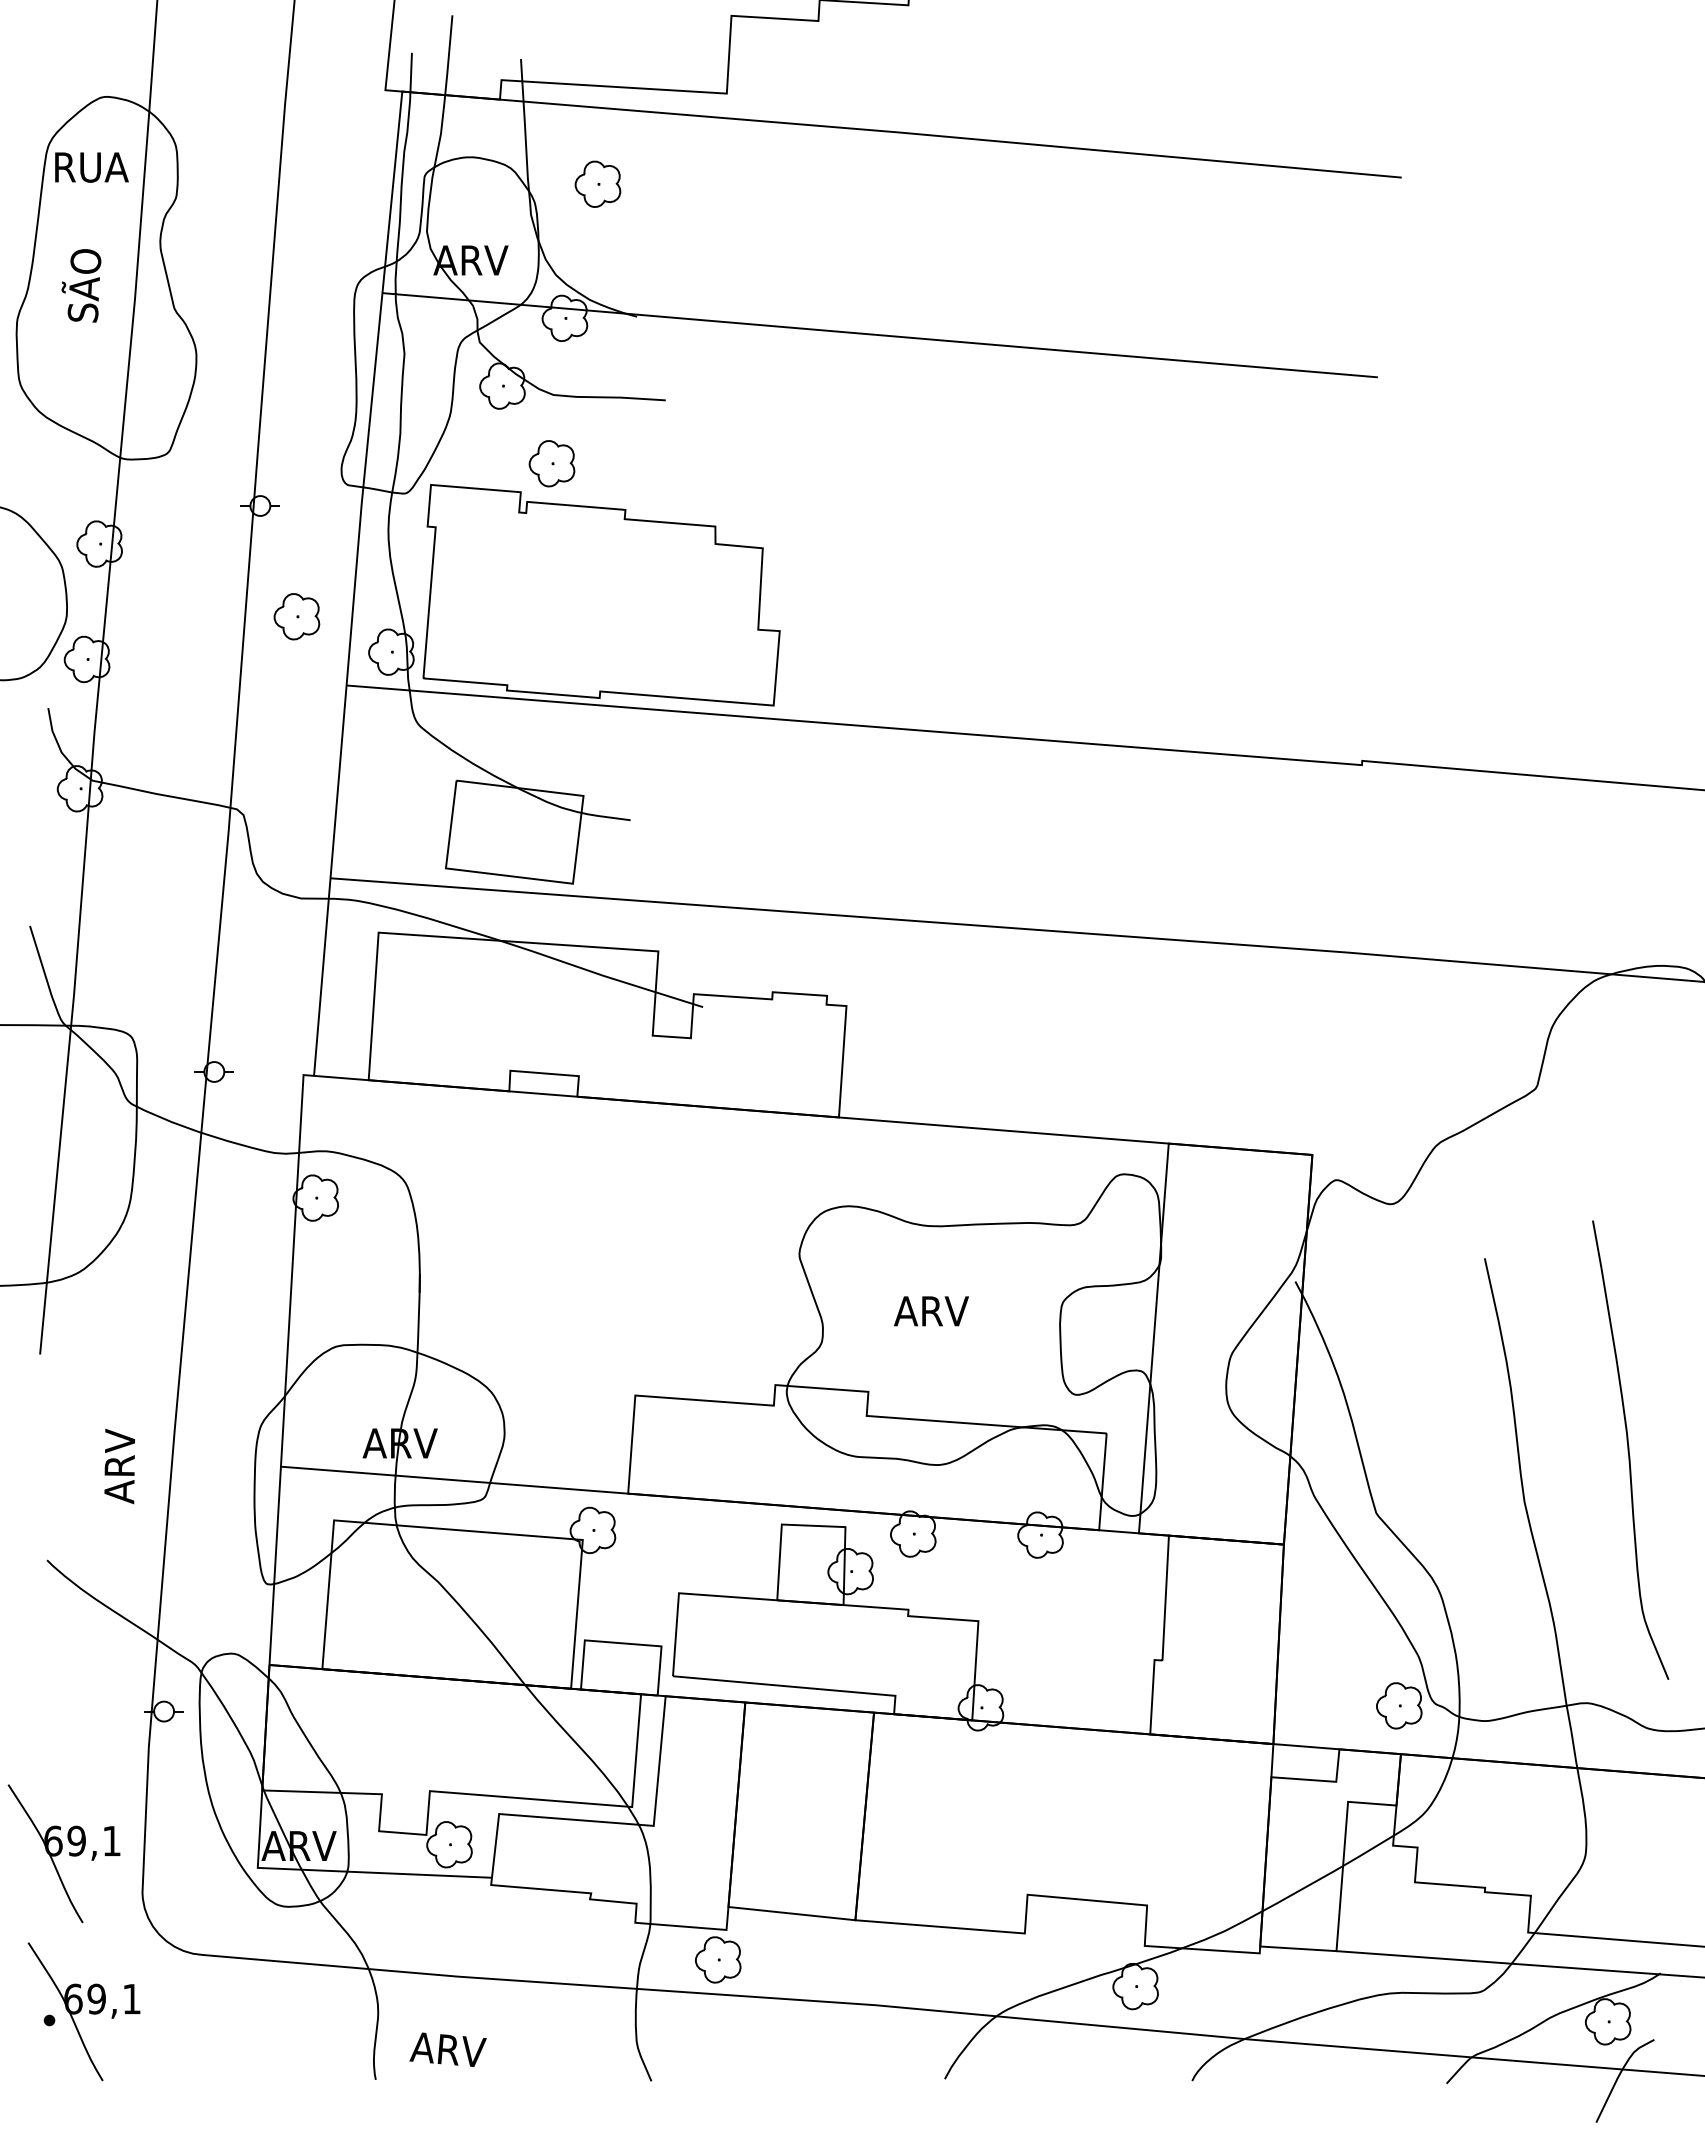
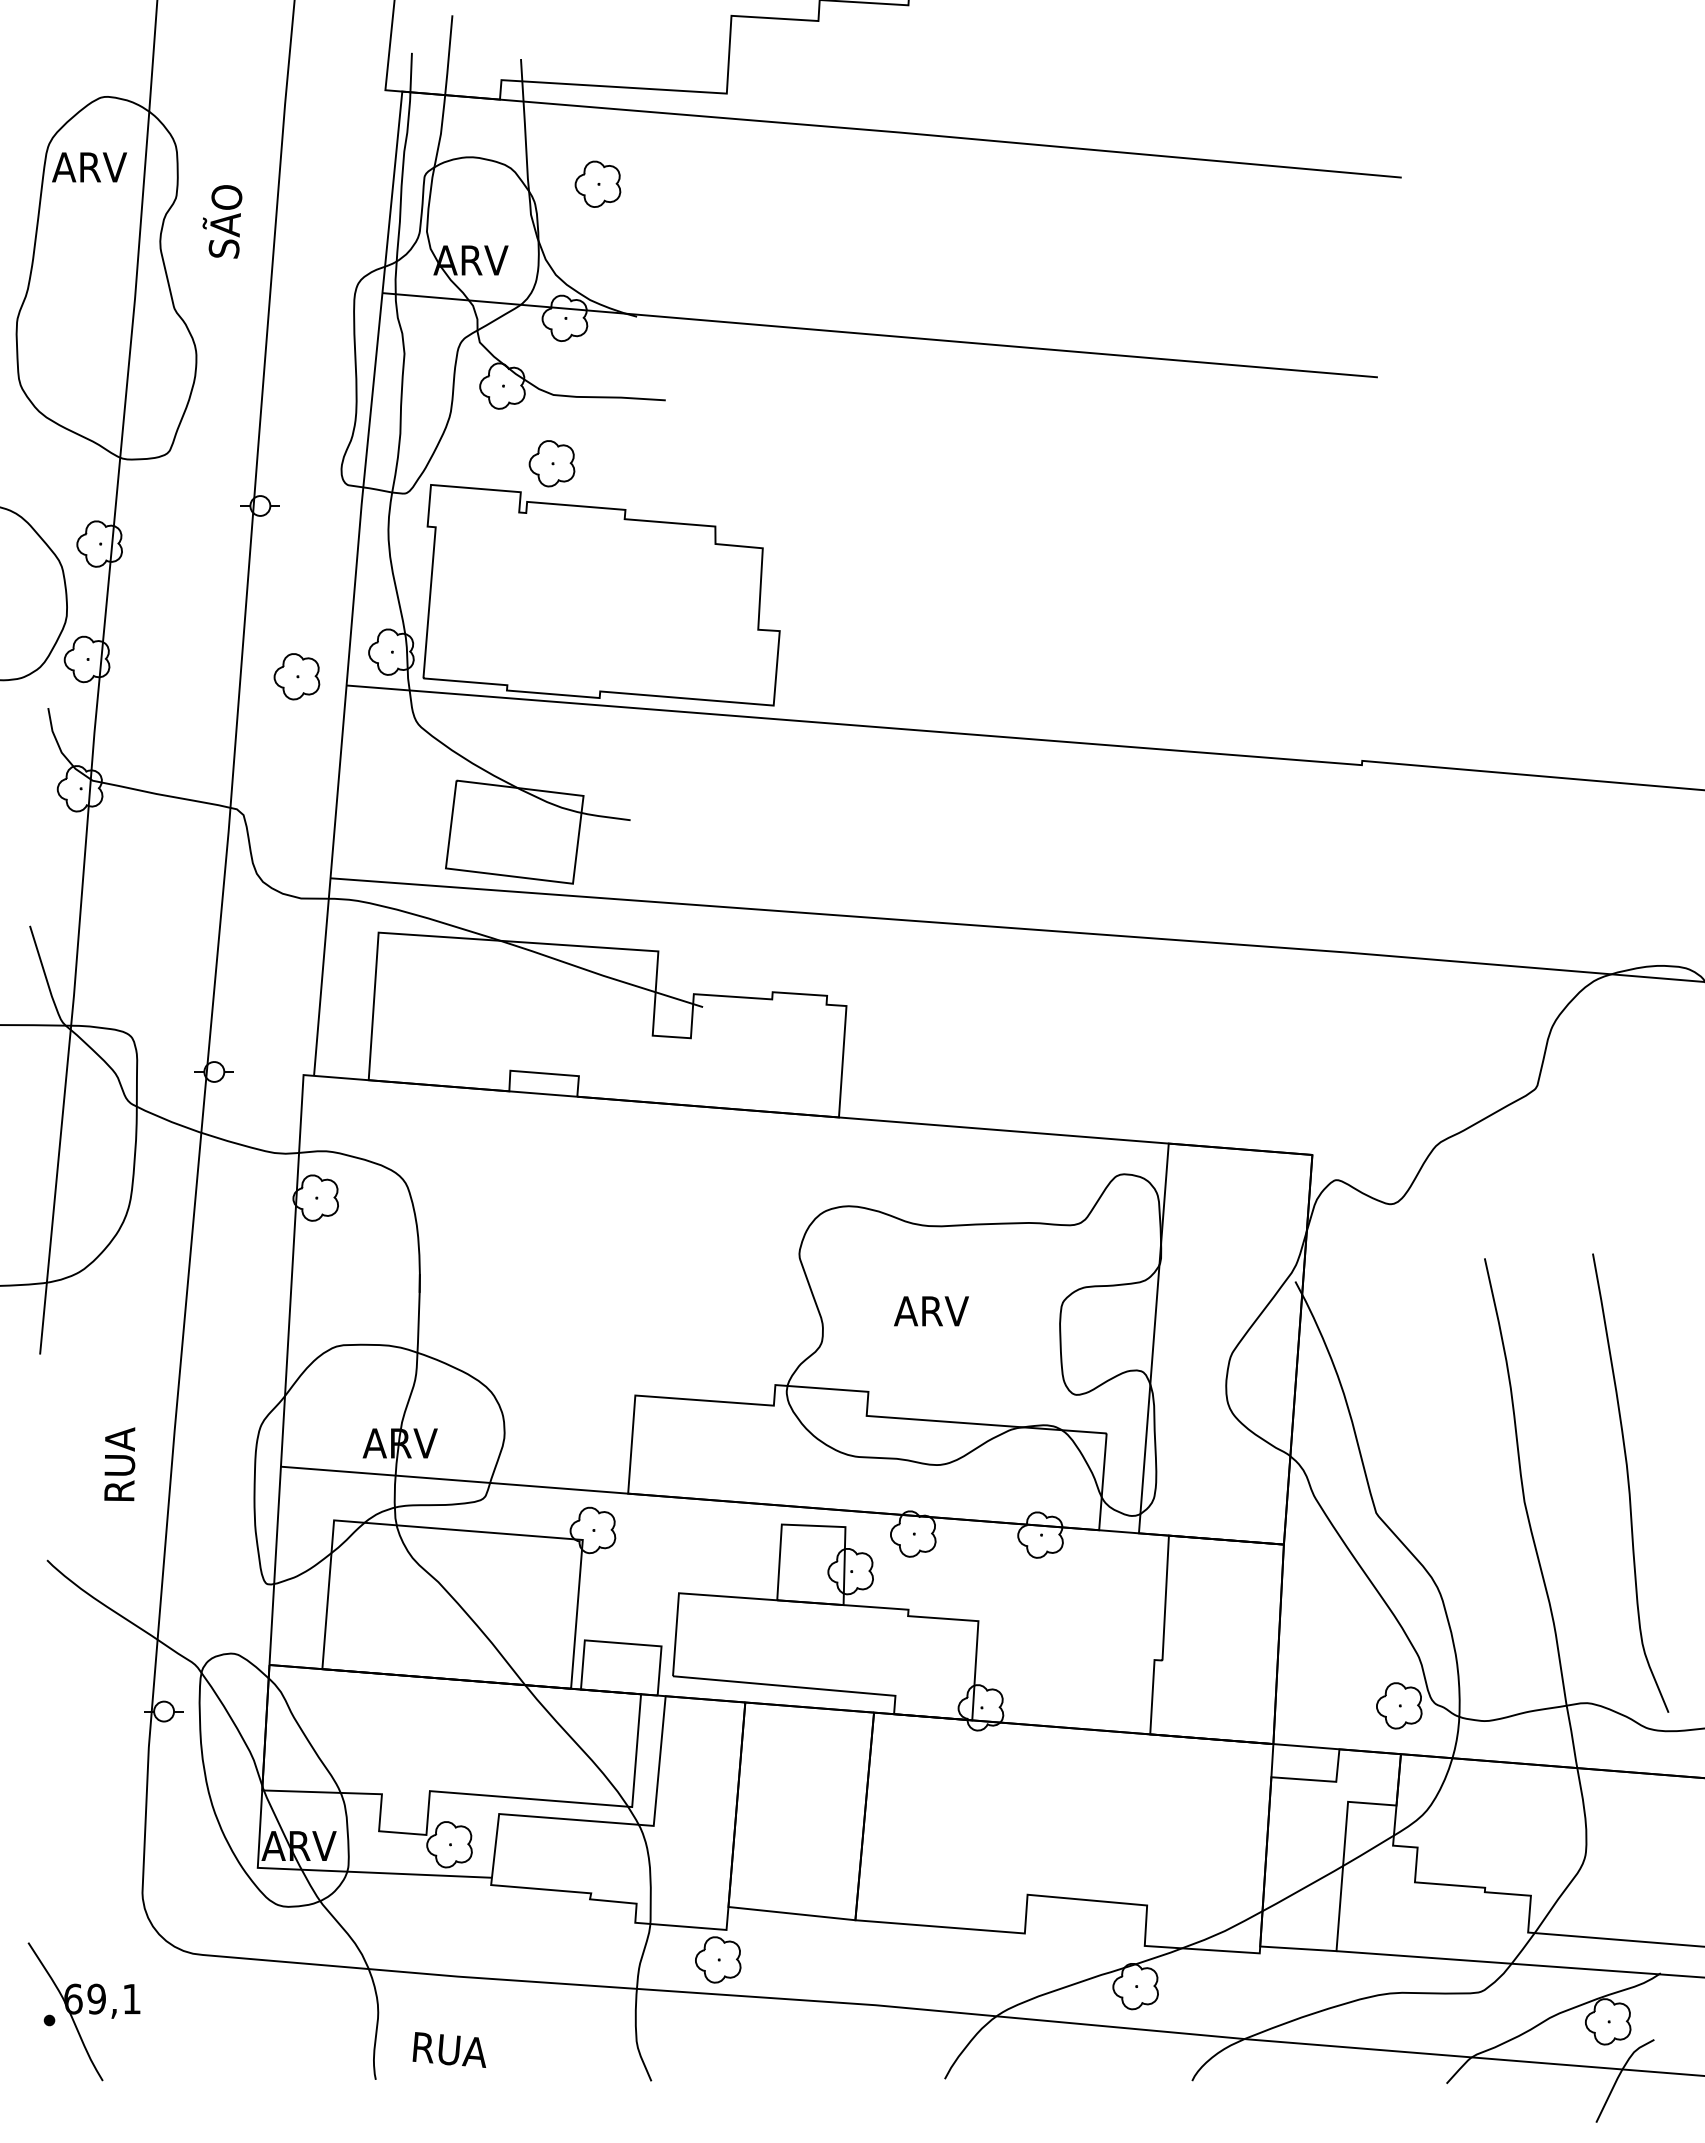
text: RUA -> ARV (90, 167)
text position: (81, 285) -> (222, 221) (222, 221)
part position: (296, 616) -> (296, 676) (296, 676)
curve position: (1629, 1449) -> (1629, 1482) (1629, 1482)
text: ARV -> RUA (119, 1465)
part: present -> none (63, 1853)
text: ARV -> RUA (447, 2049)
